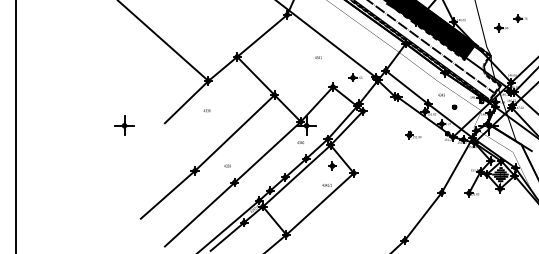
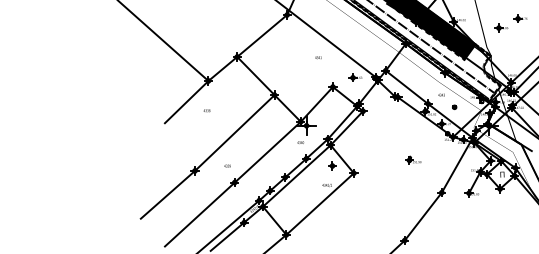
part: present -> none (124, 125)
line: present -> none (16, 126)
part position: (413, 134) -> (413, 159) (413, 159)
hatch: present -> none (500, 175)
